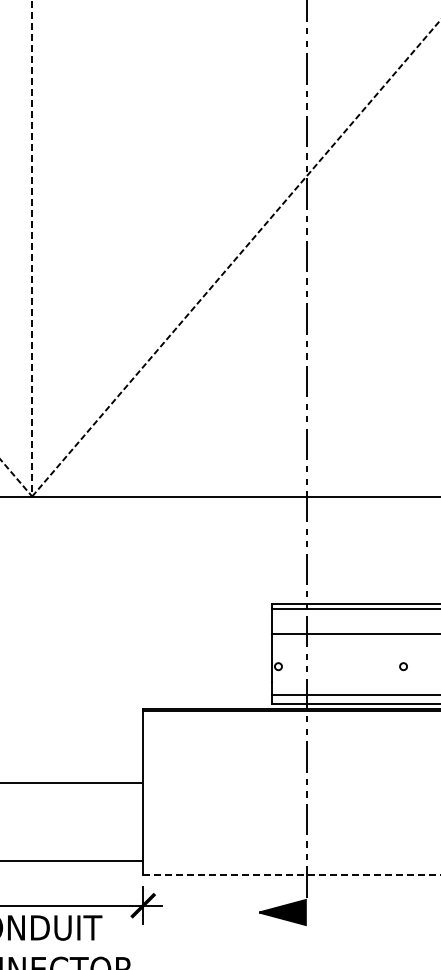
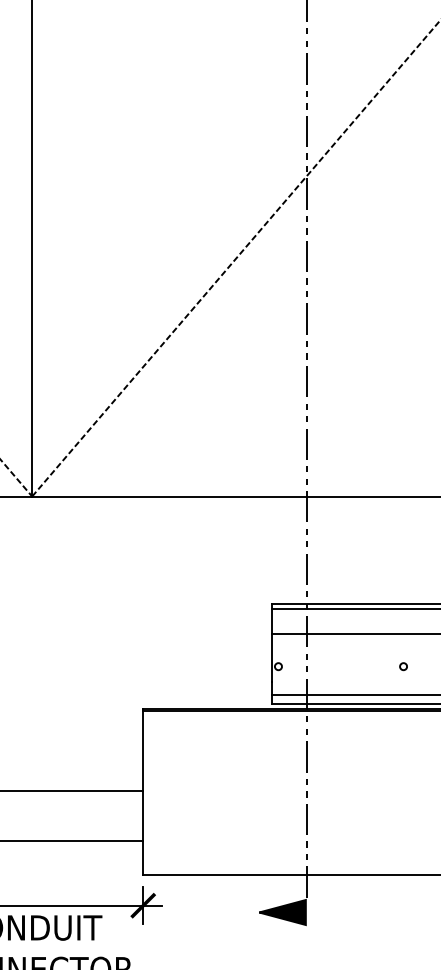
line: dashed -> solid (32, 248)
line position: (72, 783) -> (72, 791) (72, 791)
line position: (72, 861) -> (72, 841) (72, 841)
line: dashed -> solid (292, 874)
